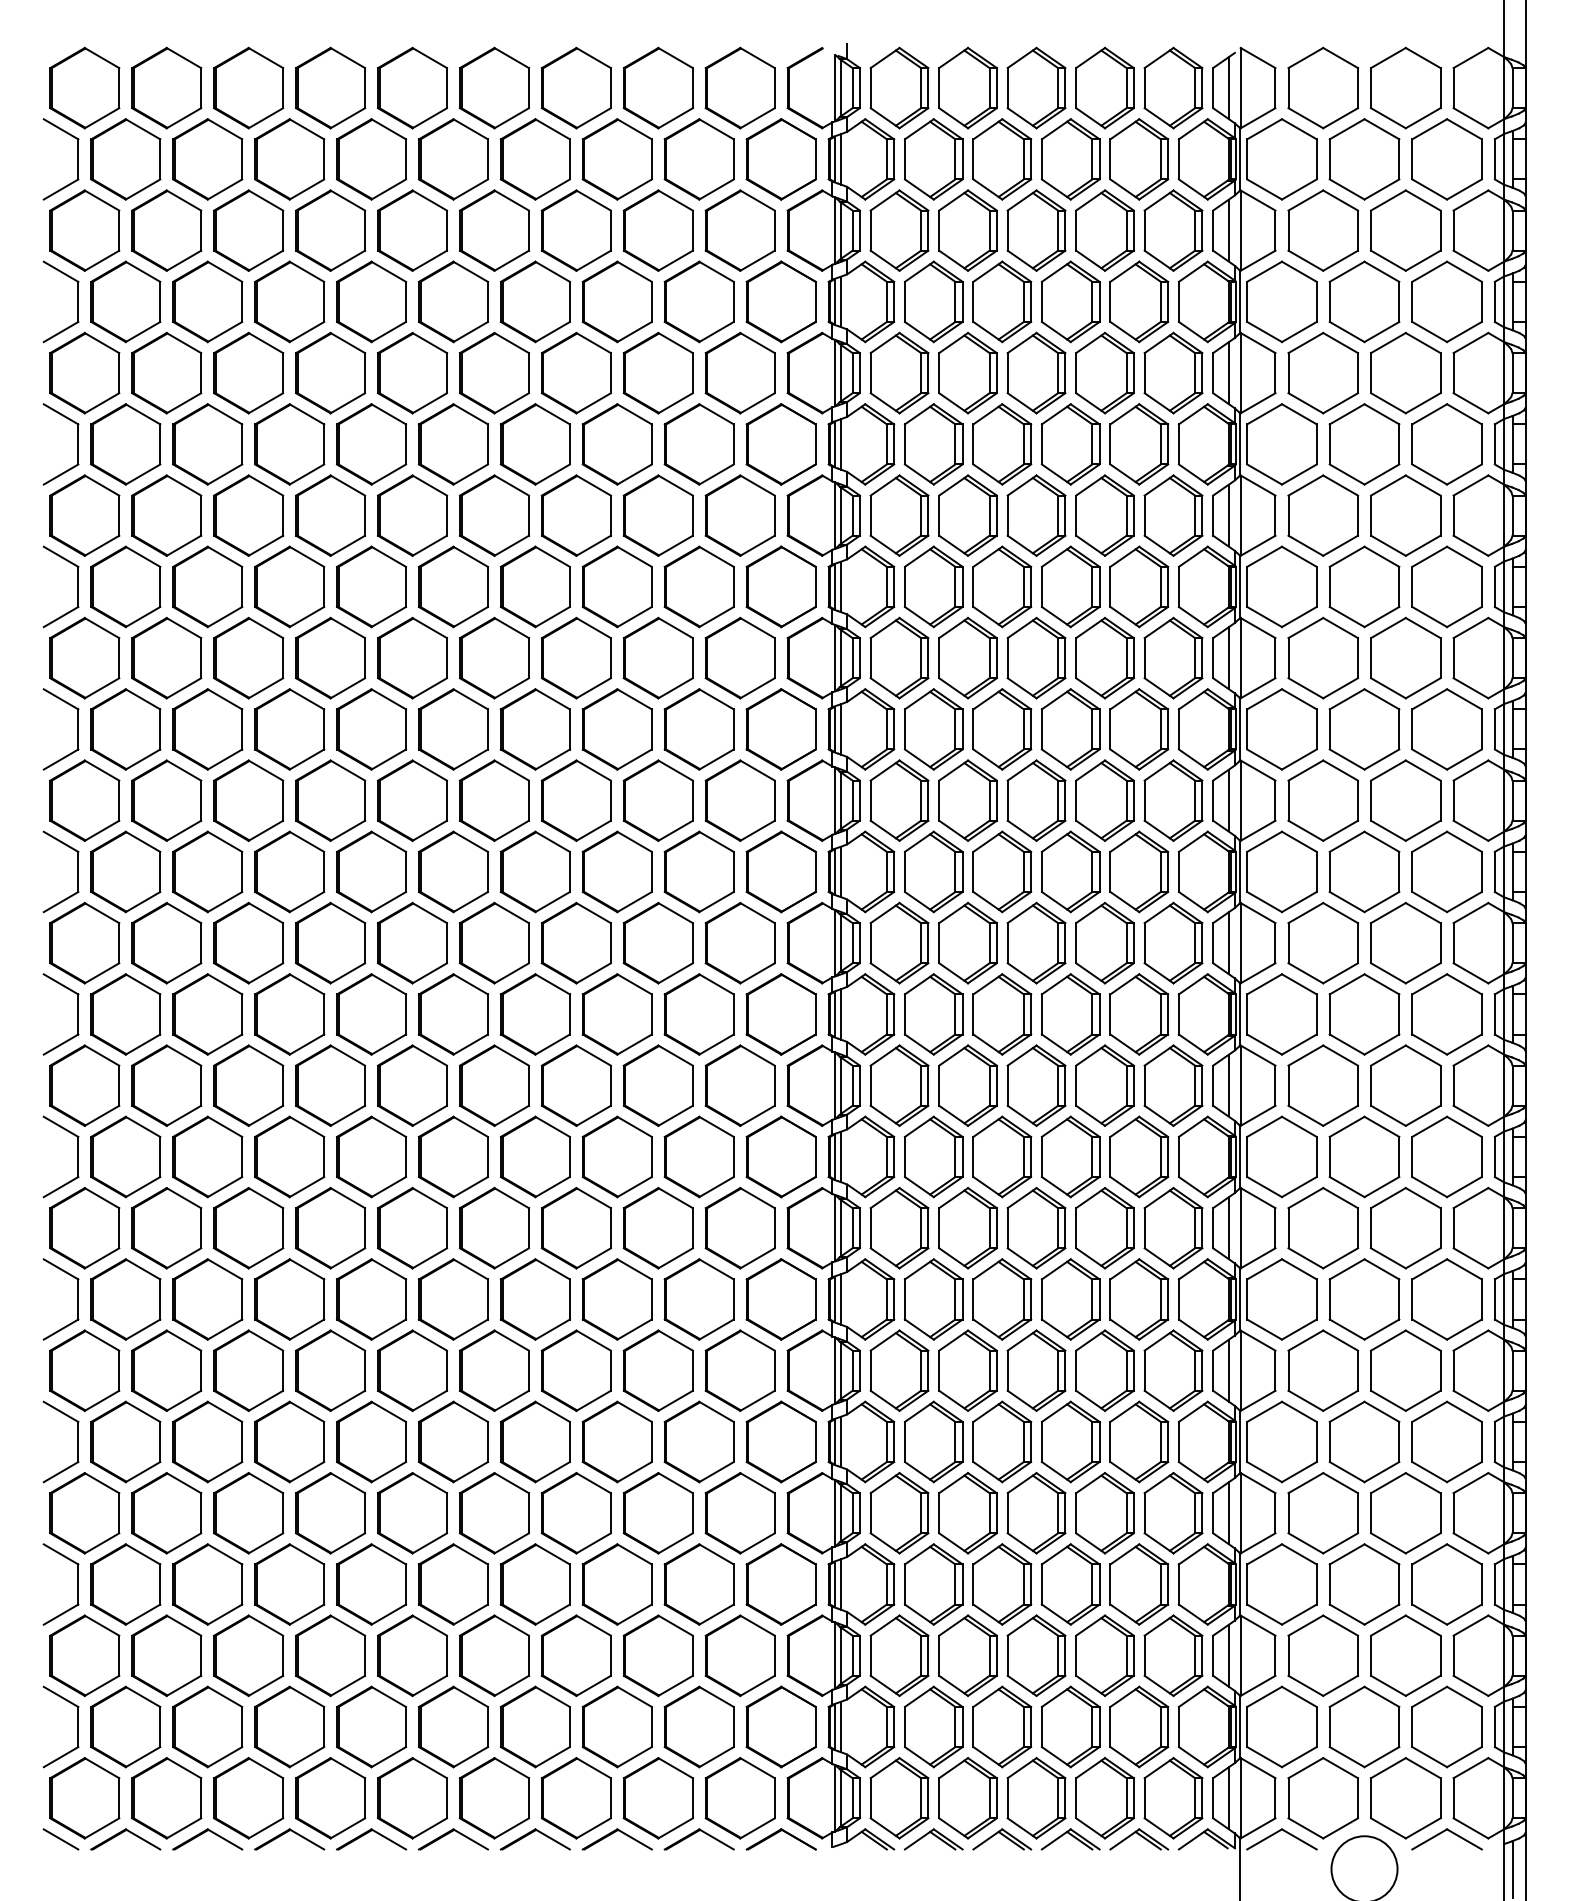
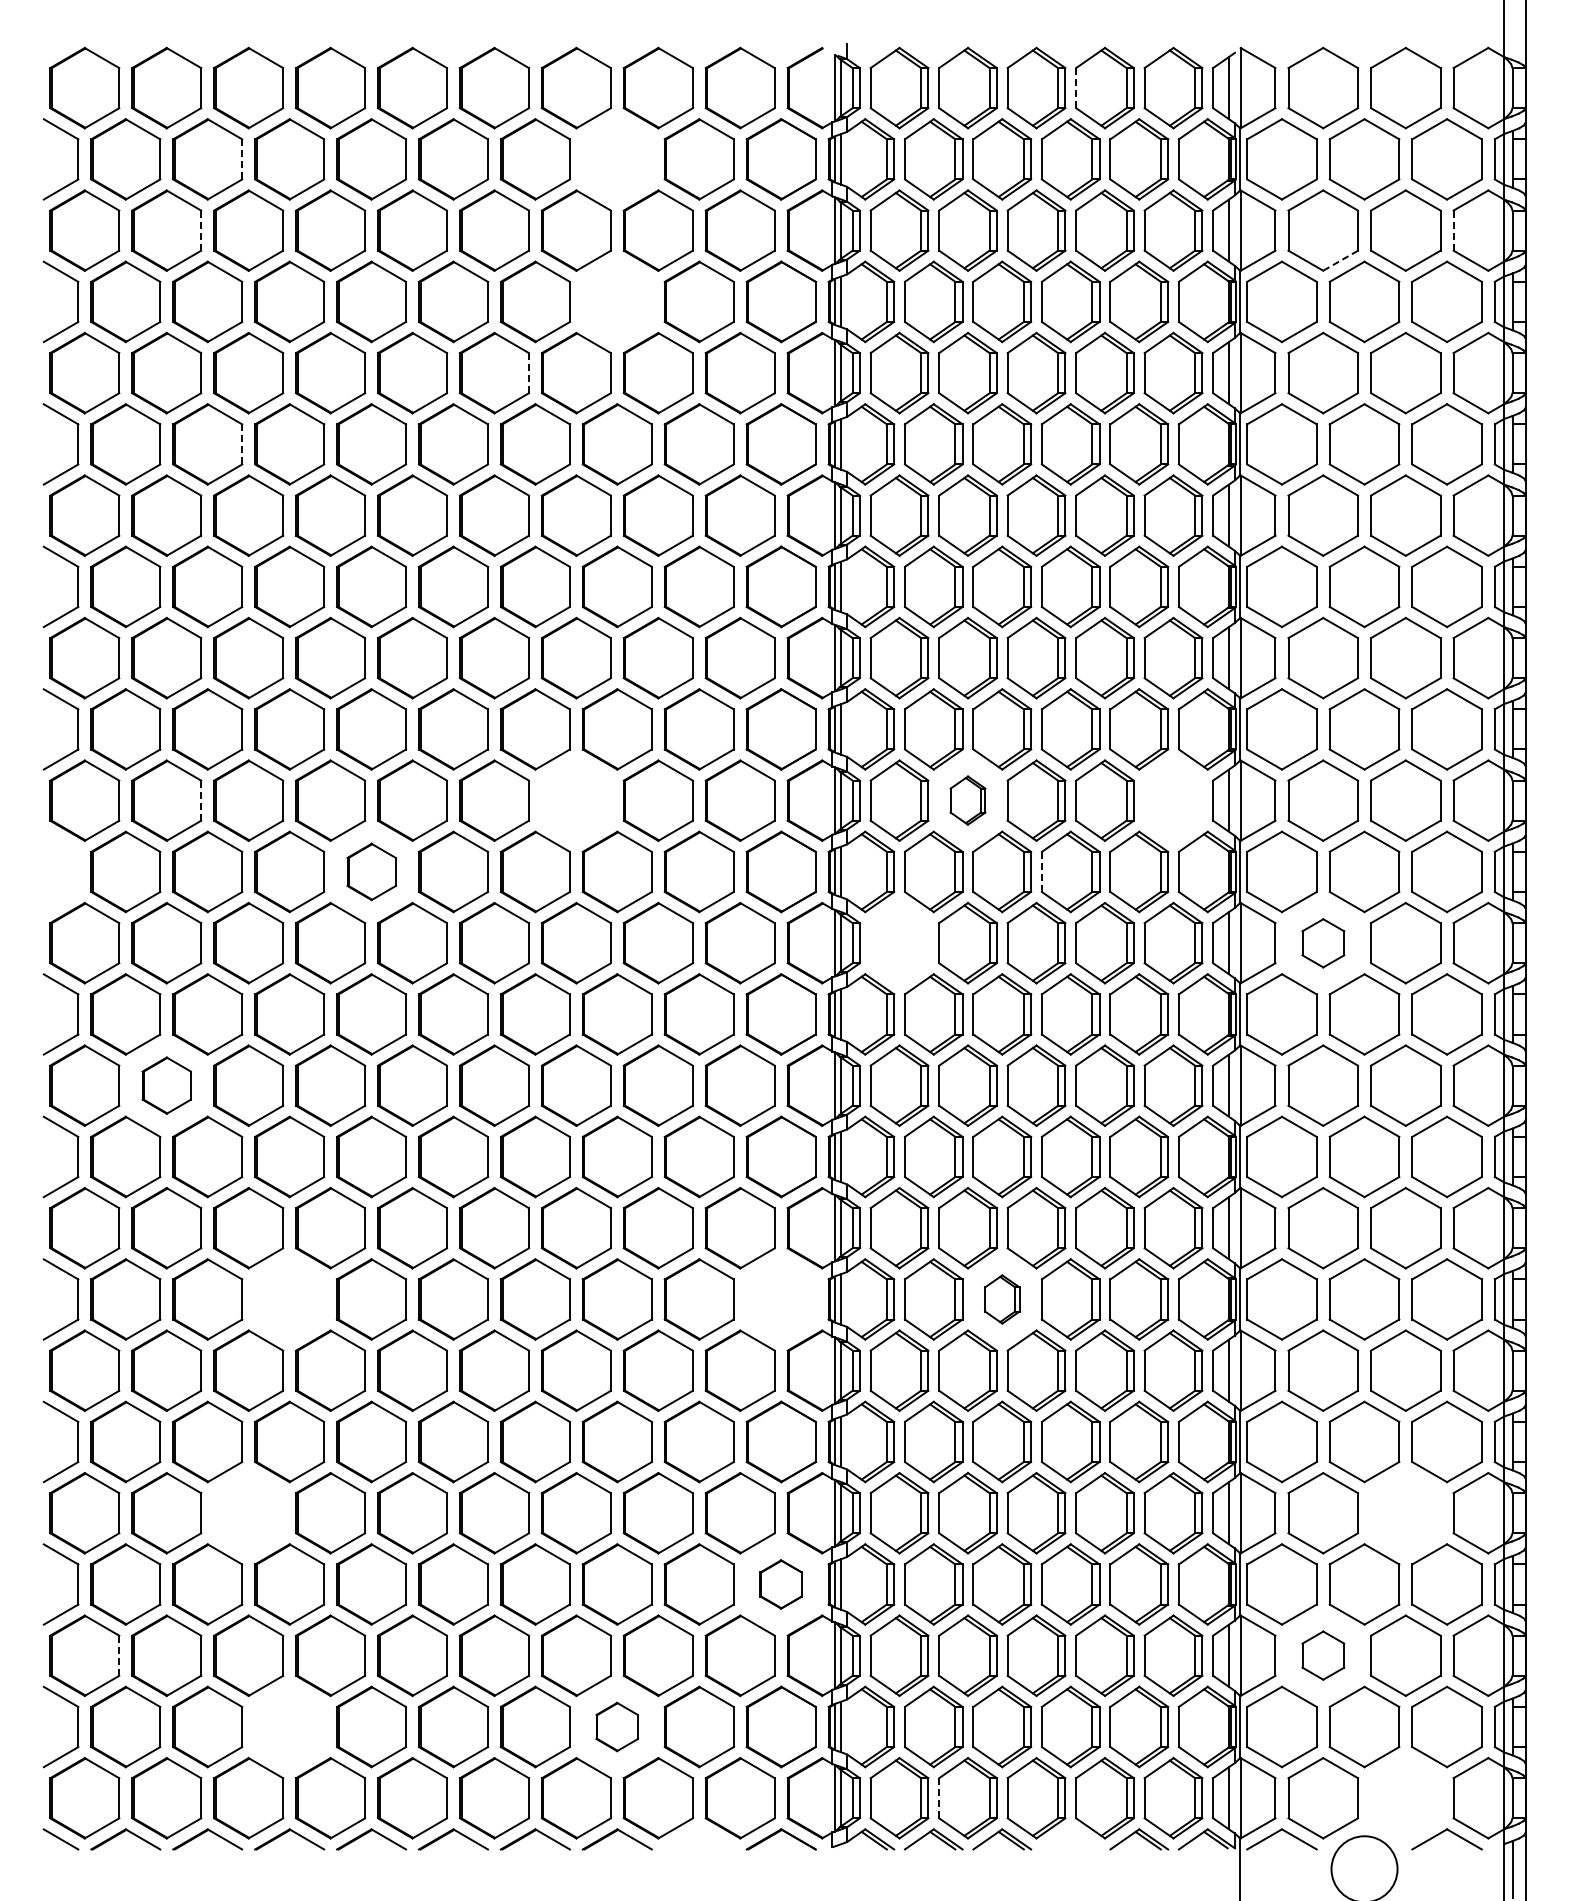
line: solid -> dashed (1076, 87)
line: solid -> dashed (242, 159)
part: present -> none (616, 159)
line: solid -> dashed (1453, 230)
line: solid -> dashed (201, 231)
line: solid -> dashed (1340, 260)
part: present -> none (616, 301)
line: solid -> dashed (528, 373)
line: solid -> dashed (242, 444)
part: present -> none (575, 800)
part size: 60x83 px -> 38x51 px (967, 800)
part: present -> none (1173, 800)
line: solid -> dashed (201, 801)
part: present -> none (77, 871)
part size: 72x84 px -> 51x60 px (371, 871)
line: solid -> dashed (1041, 871)
part: present -> none (899, 942)
part size: 73x83 px -> 45x51 px (1323, 943)
part size: 72x83 px -> 51x59 px (166, 1085)
part: present -> none (289, 1299)
part: present -> none (780, 1299)
part size: 61x83 px -> 37x51 px (1002, 1299)
part: present -> none (248, 1513)
part: present -> none (1405, 1513)
part size: 72x83 px -> 44x51 px (780, 1584)
part size: 73x83 px -> 45x51 px (1323, 1655)
line: solid -> dashed (119, 1656)
part: present -> none (289, 1726)
part size: 72x84 px -> 44x52 px (616, 1726)
line: solid -> dashed (939, 1797)
part: present -> none (1405, 1798)
part: present -> none (694, 1834)
part: present -> none (1070, 1839)
